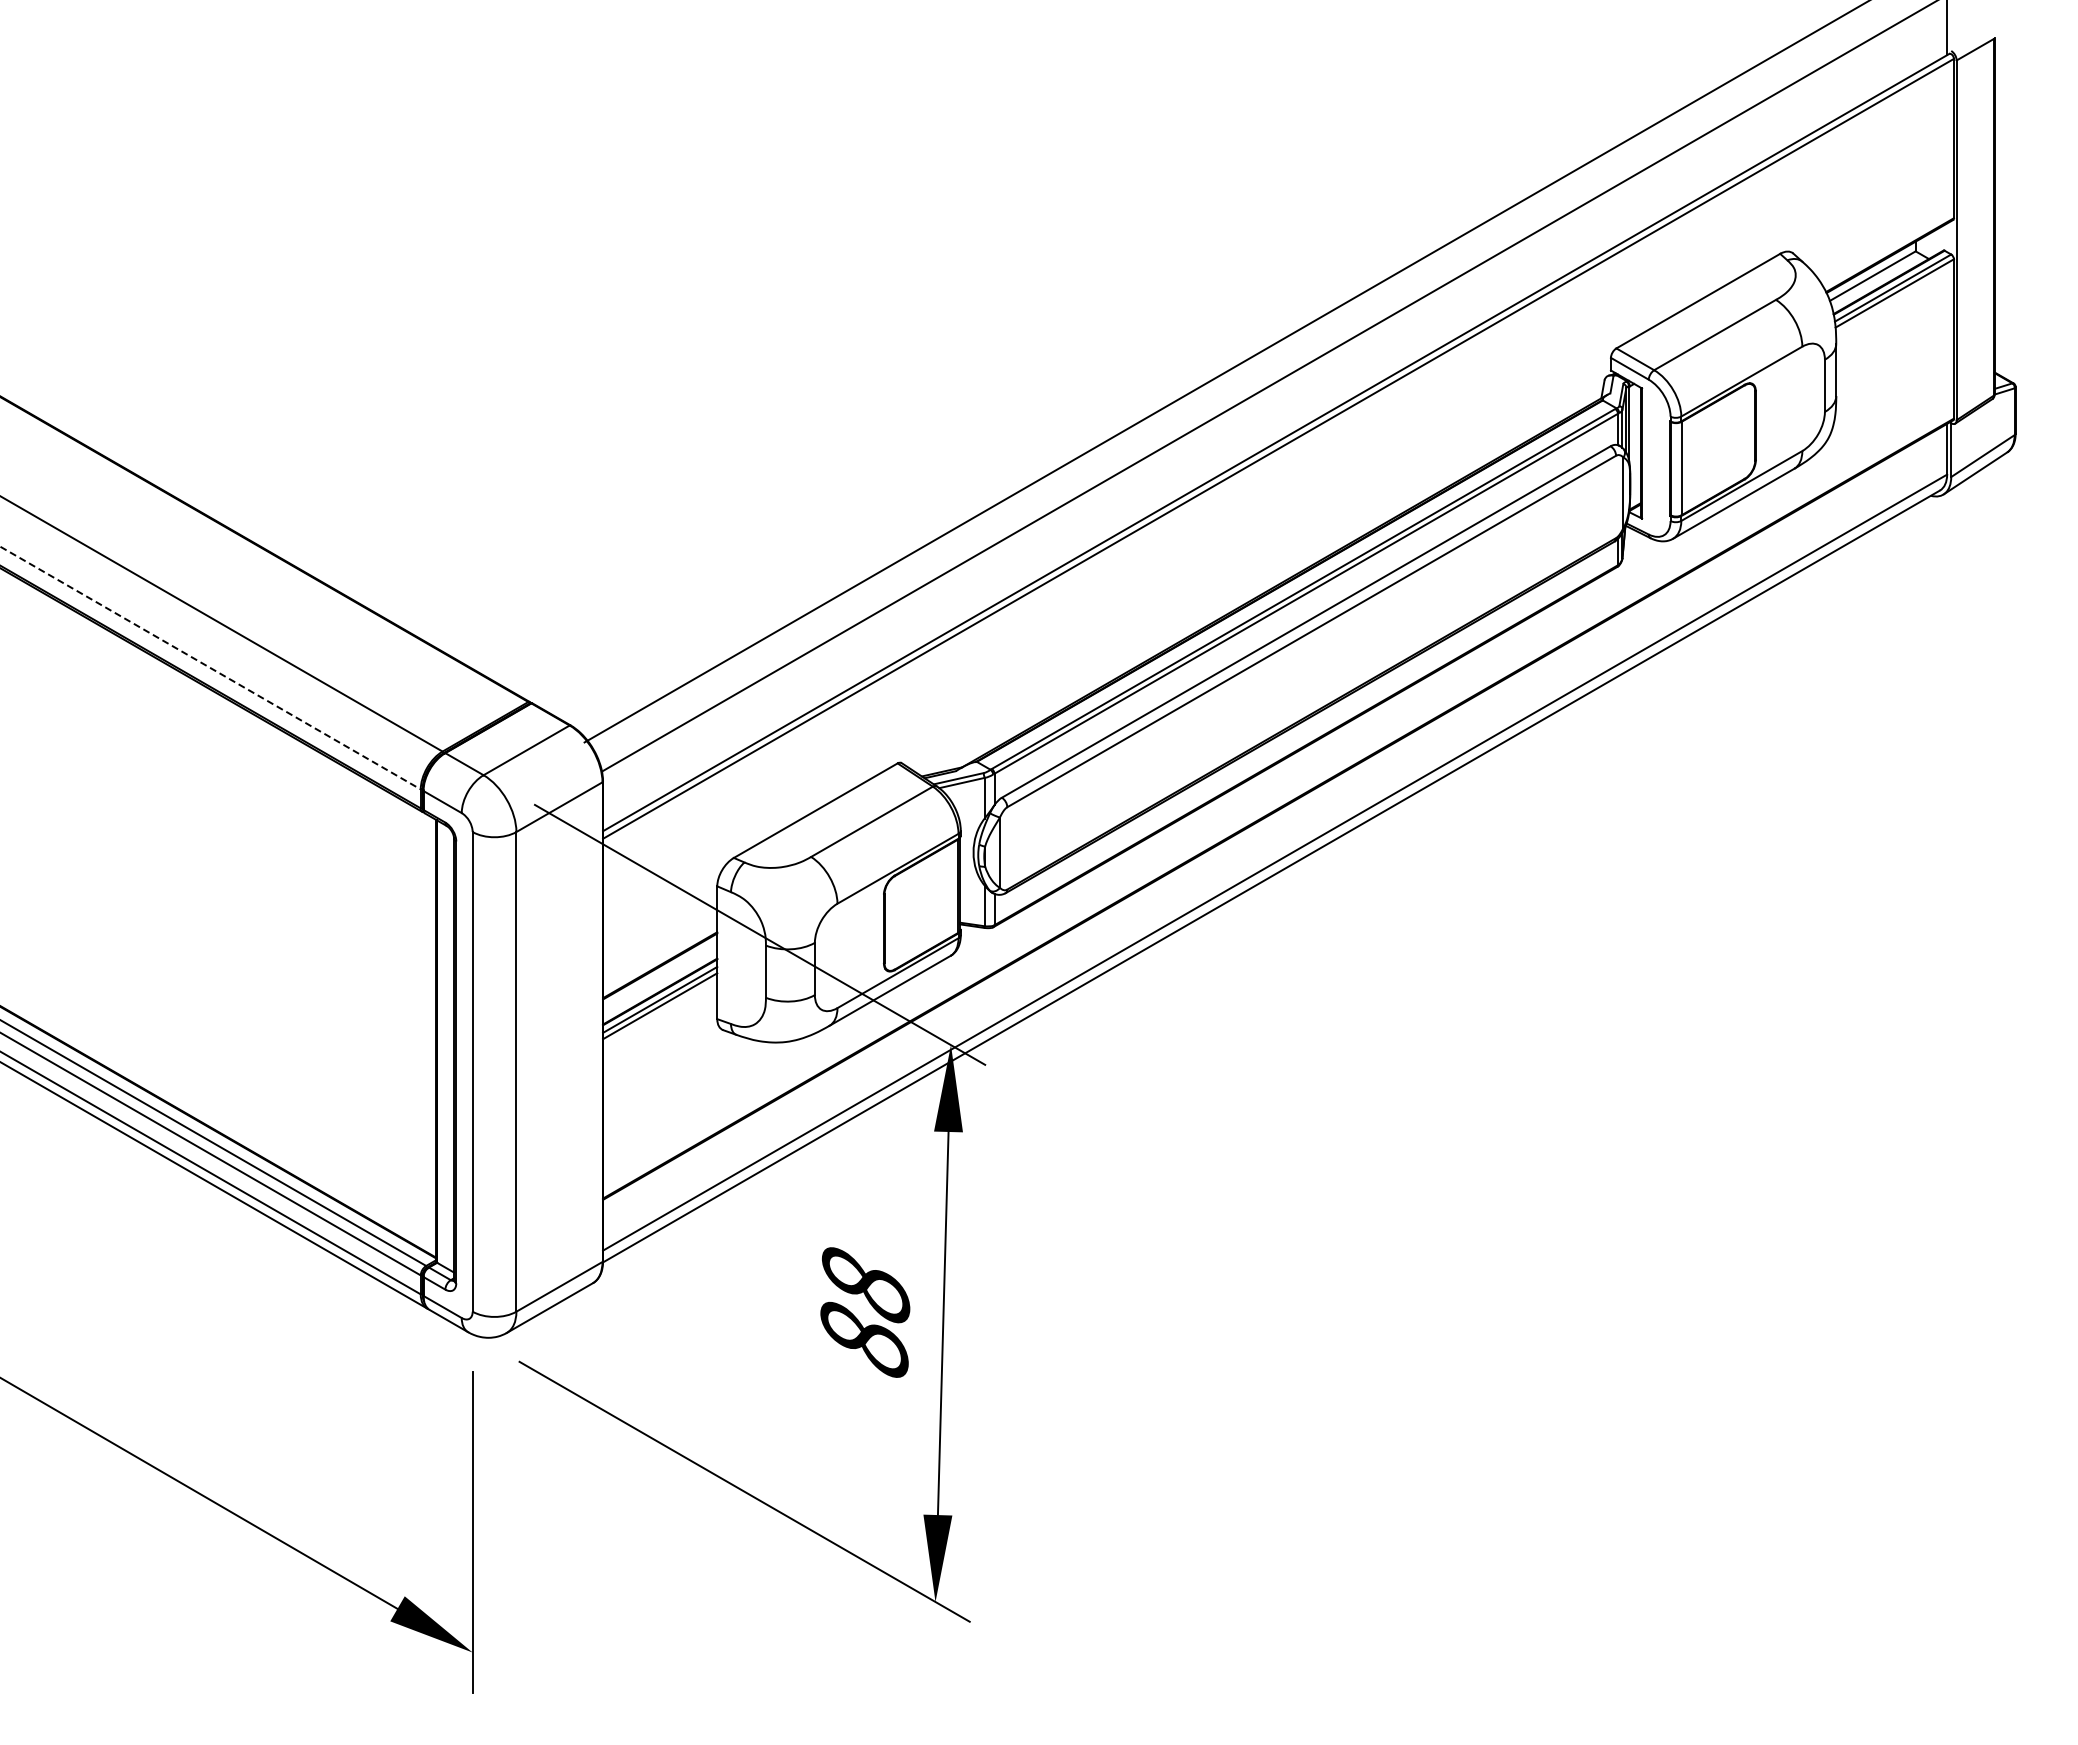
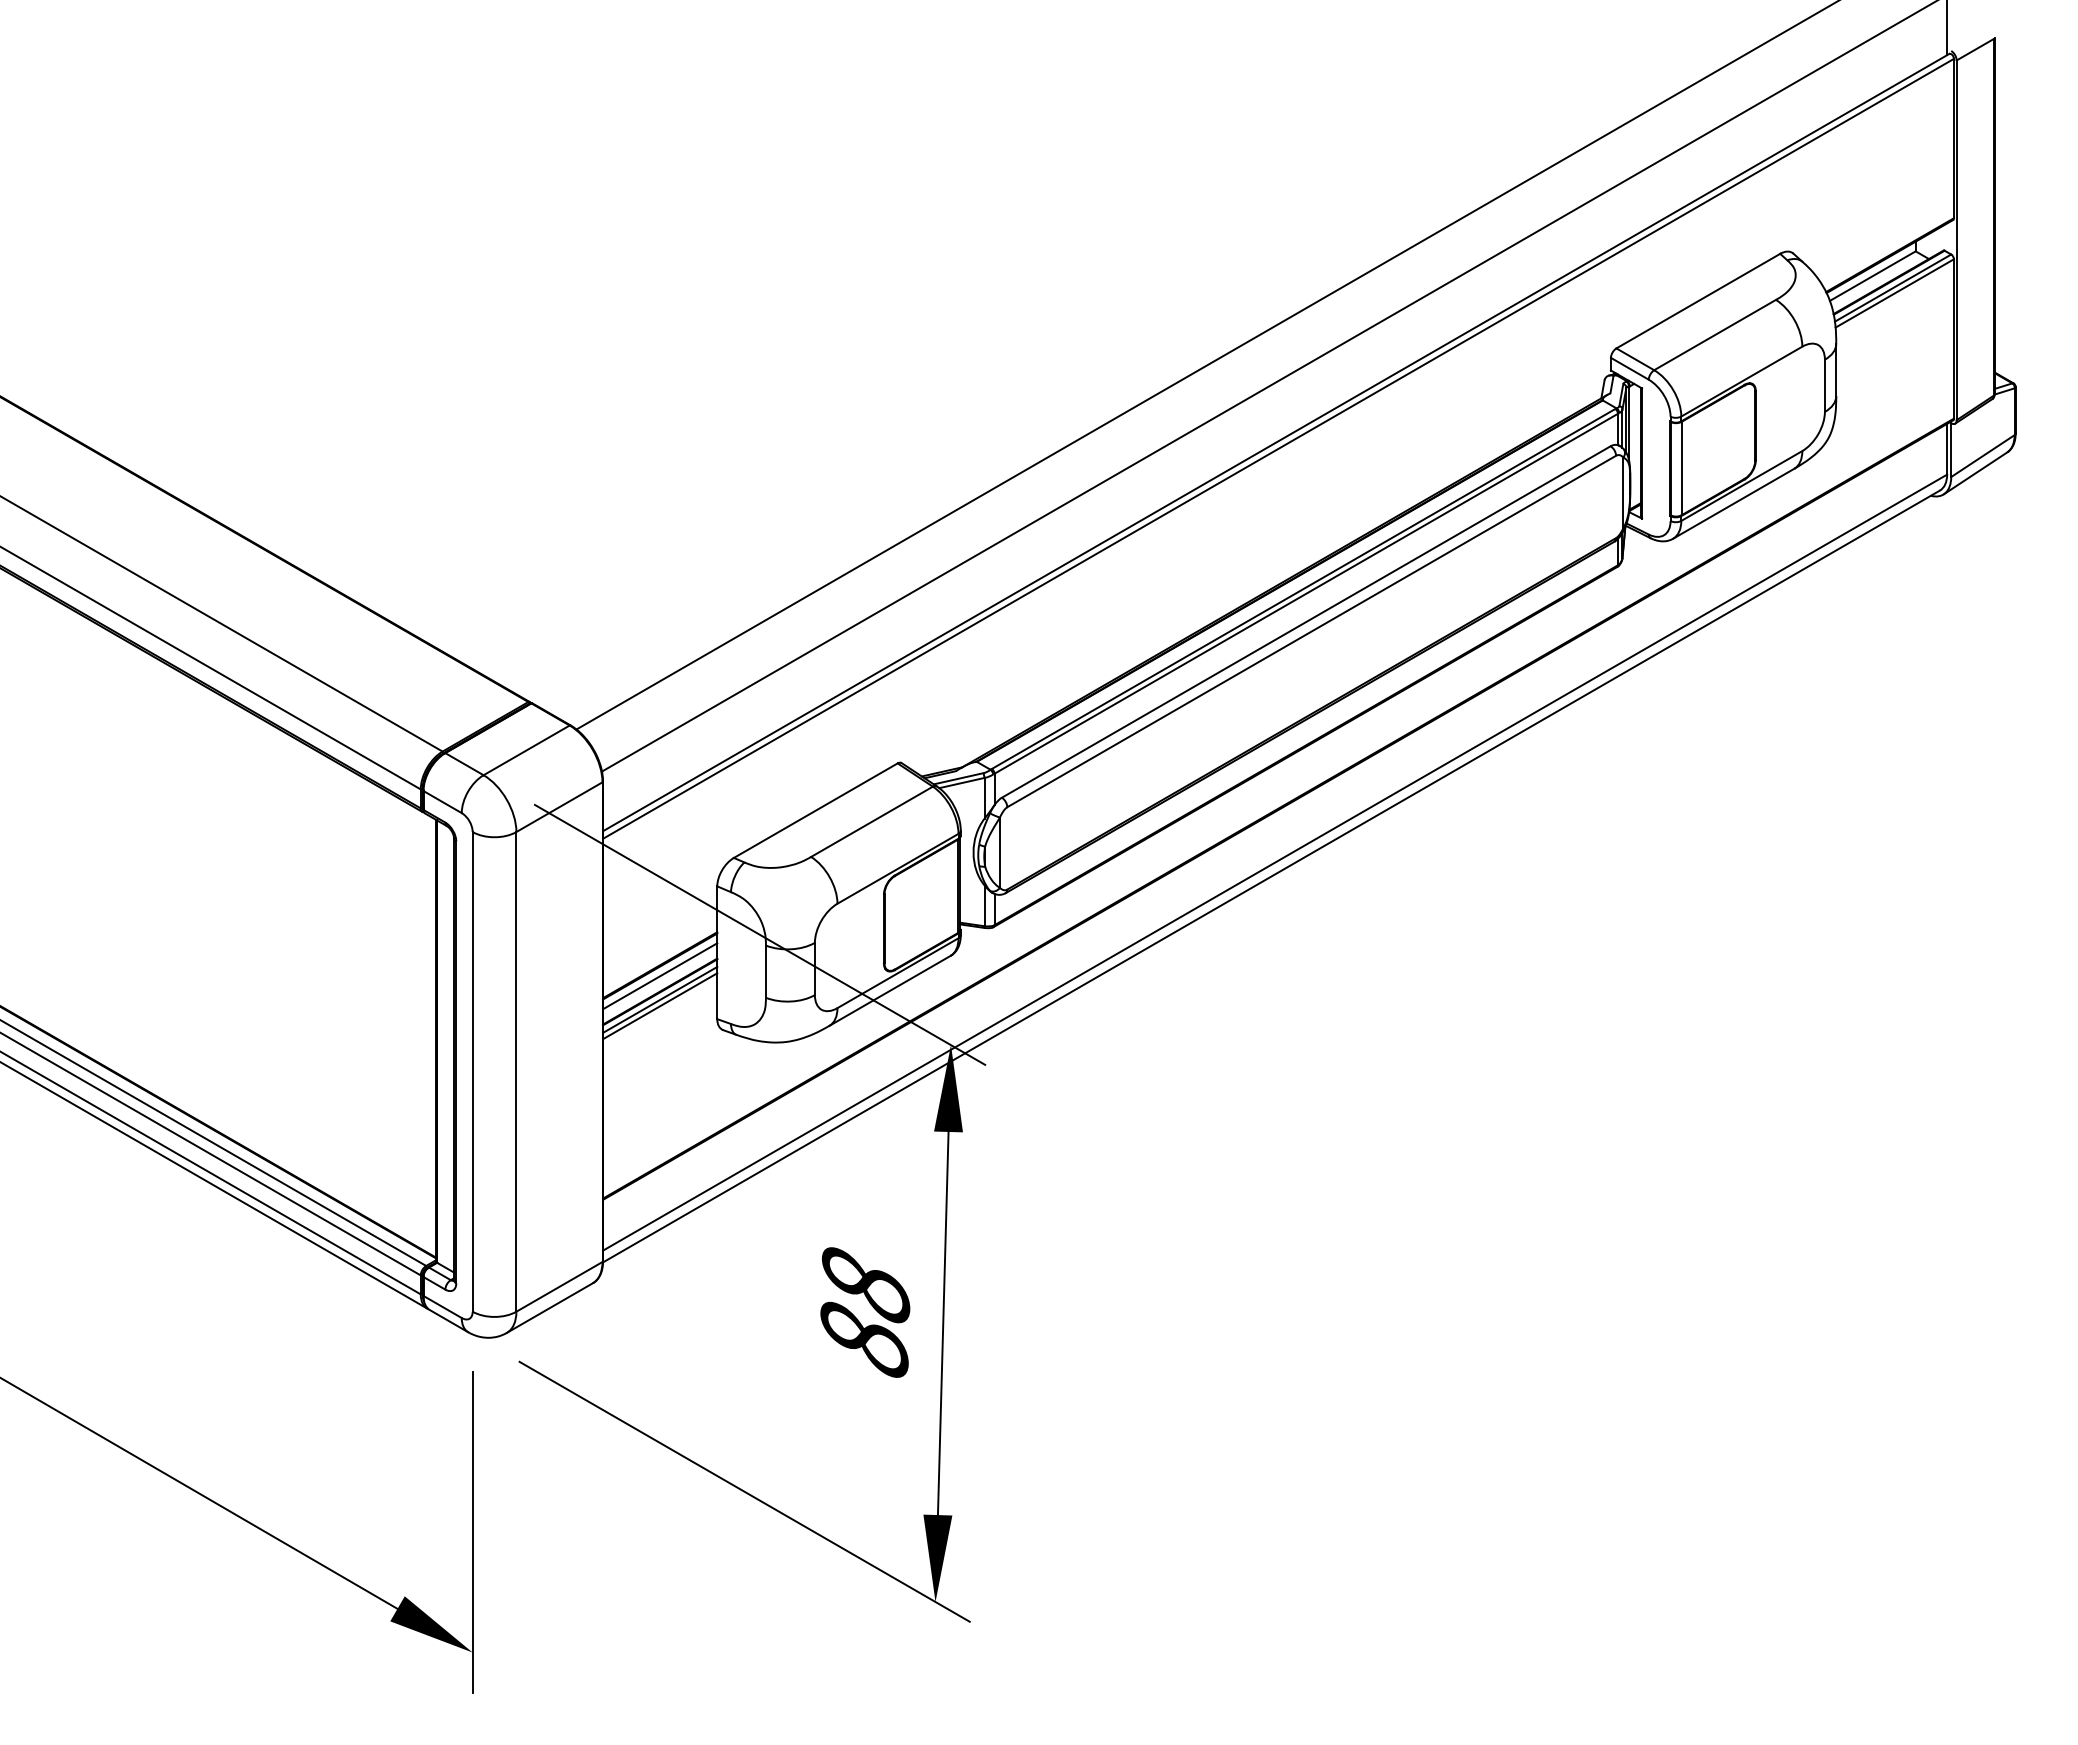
line position: (1225, 372) -> (1205, 365) (1205, 365)
line: dashed -> solid (210, 667)
line: none -> present (660, 976)
